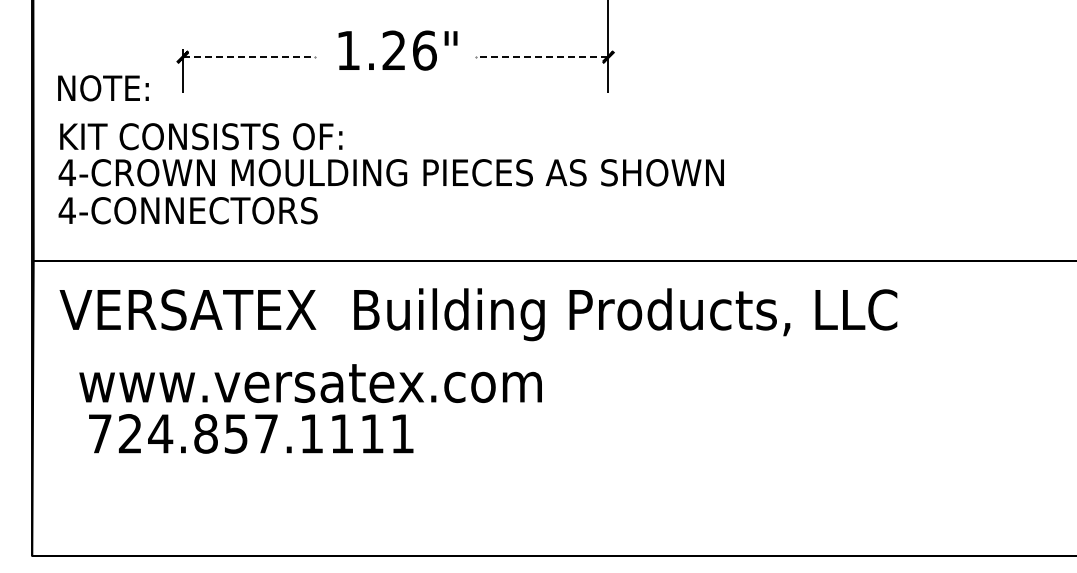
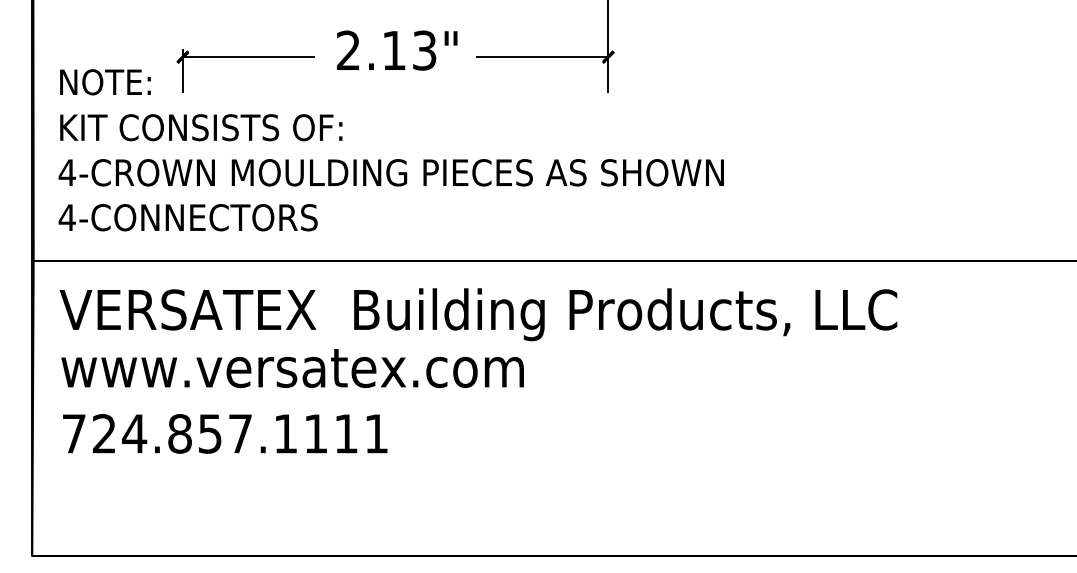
text: 1.26" -> 2.13" (386, 50)
line: dashed -> solid (249, 57)
line: dashed -> solid (541, 57)
text position: (103, 88) -> (105, 82) (105, 82)
text position: (201, 136) -> (201, 127) (201, 127)
text position: (187, 210) -> (187, 217) (187, 217)
text position: (310, 383) -> (292, 368) (292, 368)
text position: (251, 433) -> (225, 433) (225, 433)
